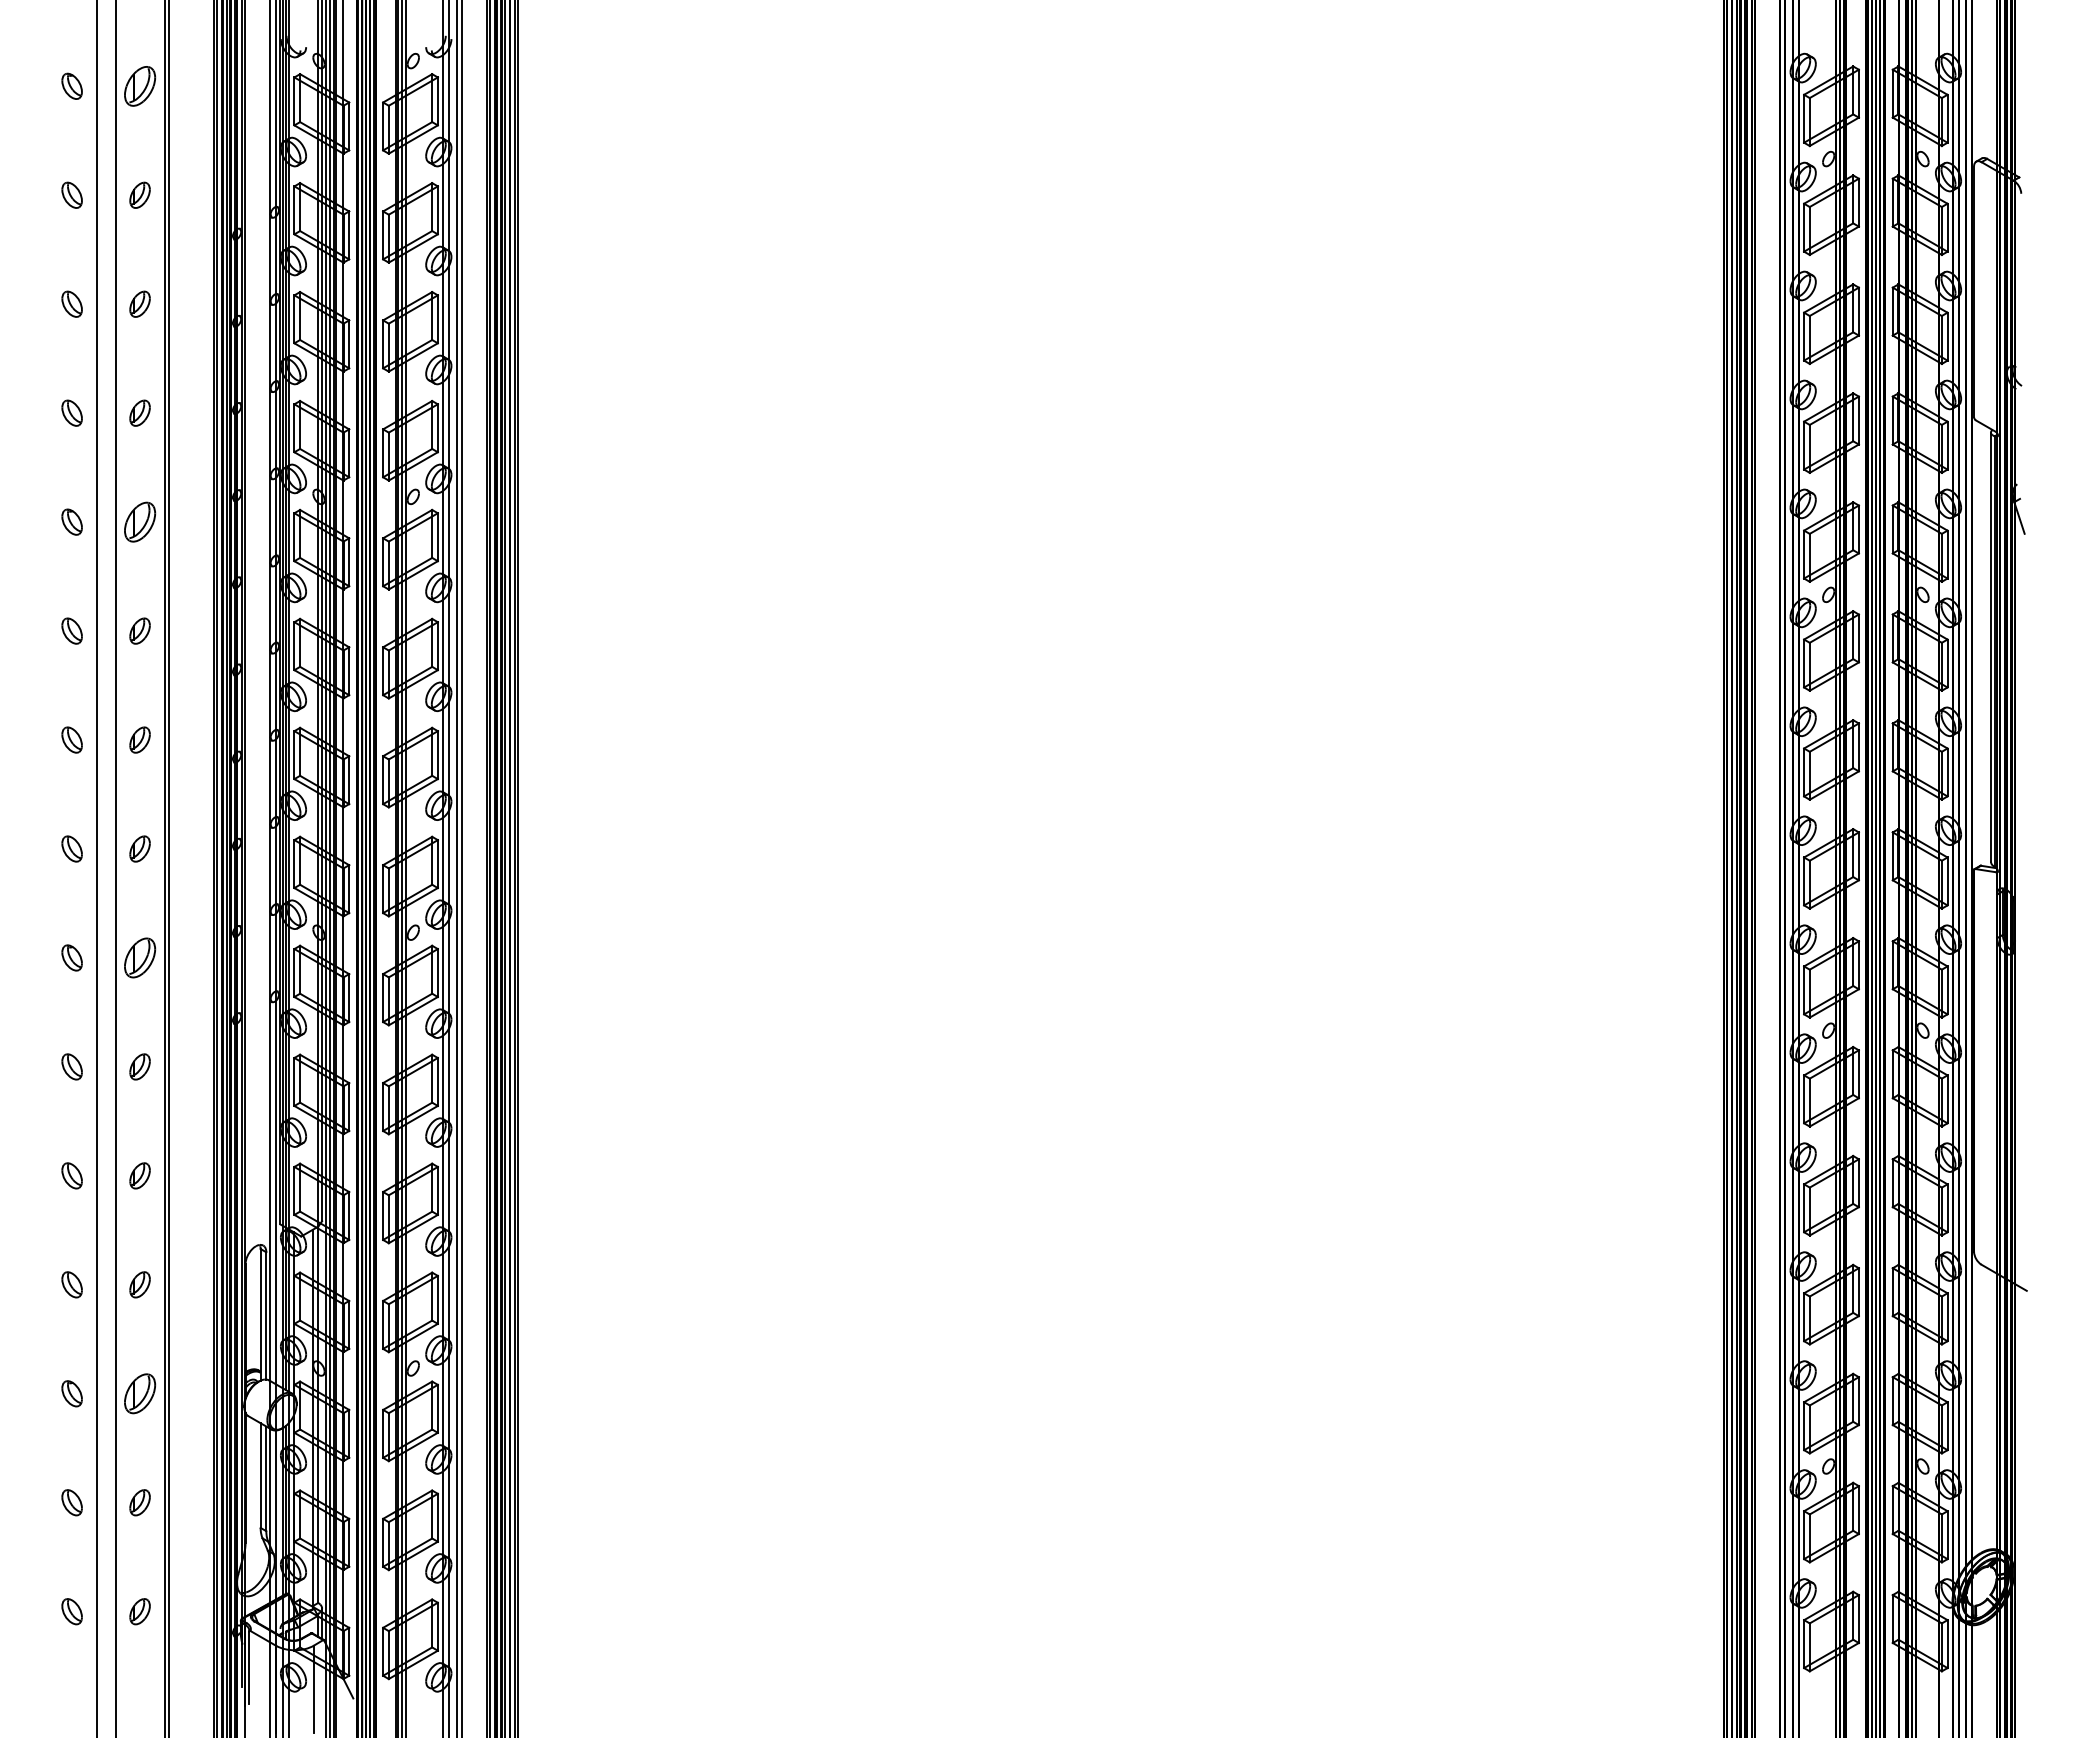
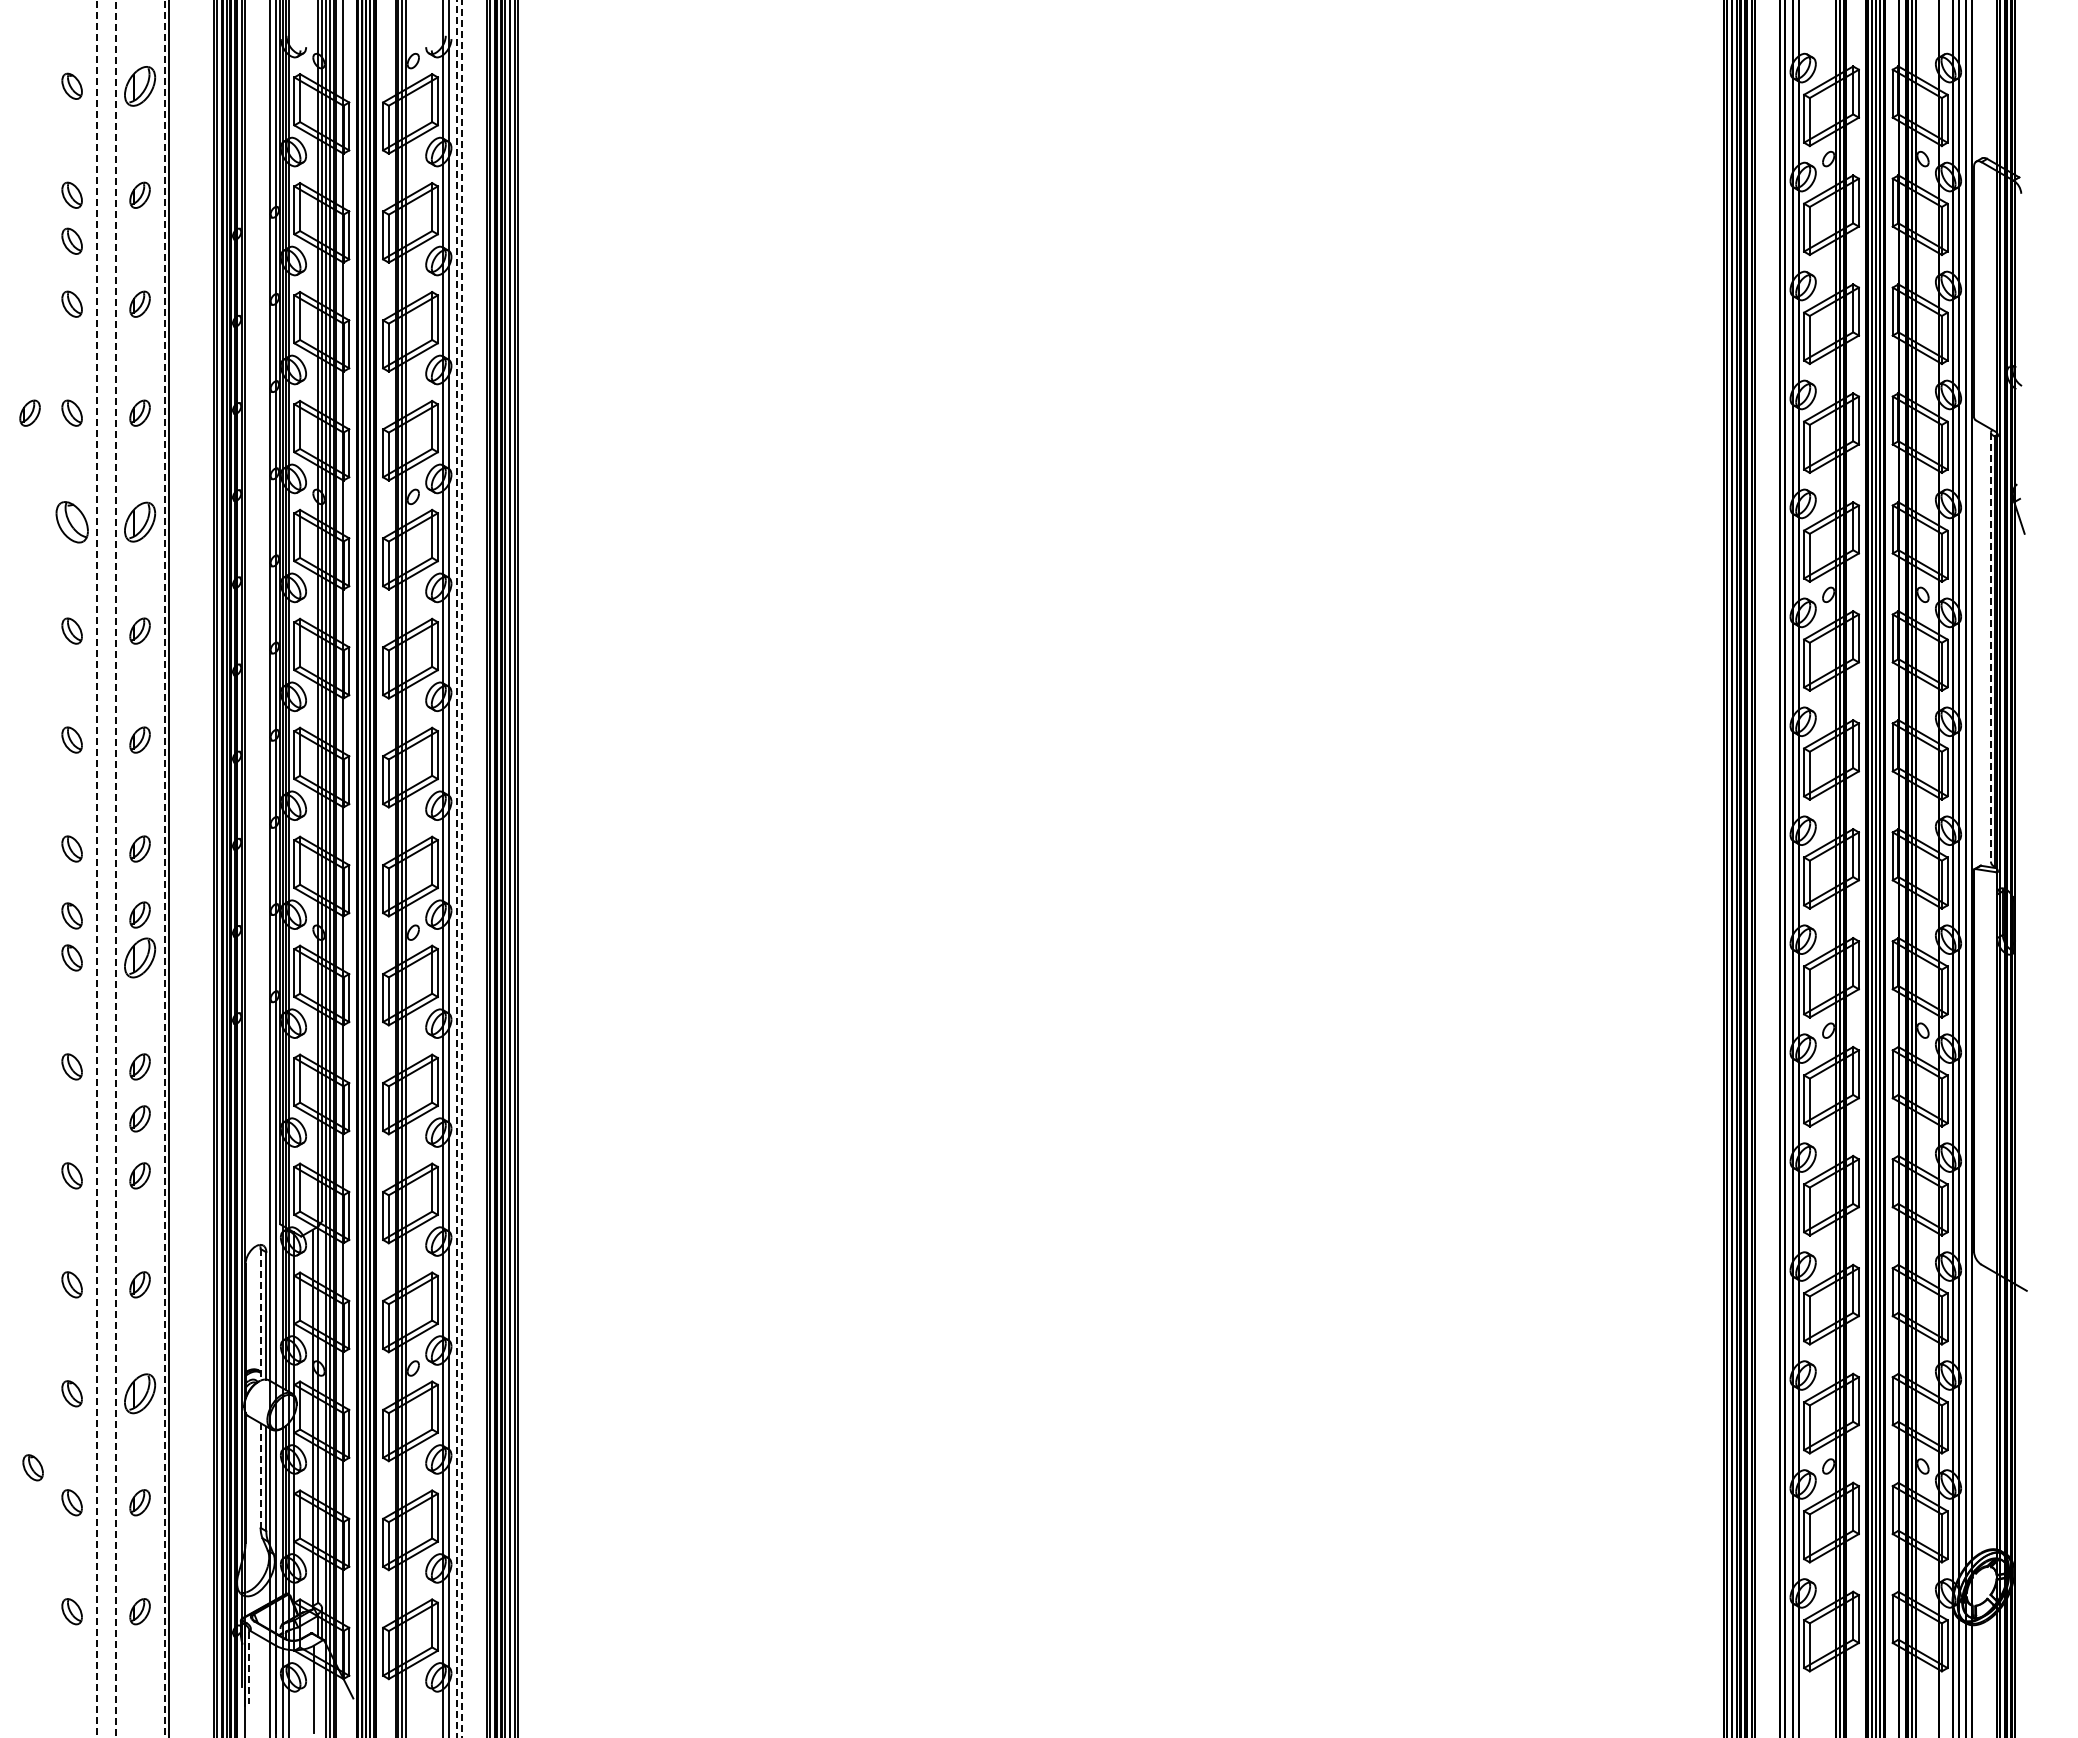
part: none -> present (71, 240)
part: none -> present (29, 412)
part size: 22x28 px -> 34x43 px (71, 522)
line: solid -> dashed (1990, 647)
line: solid -> dashed (96, 868)
line: solid -> dashed (164, 868)
line: solid -> dashed (115, 869)
line: solid -> dashed (456, 869)
line: solid -> dashed (462, 869)
part: none -> present (139, 914)
part: none -> present (71, 915)
part: none -> present (139, 1118)
line: solid -> dashed (260, 1314)
part: none -> present (32, 1467)
line: solid -> dashed (260, 1476)
line: solid -> dashed (249, 1668)
